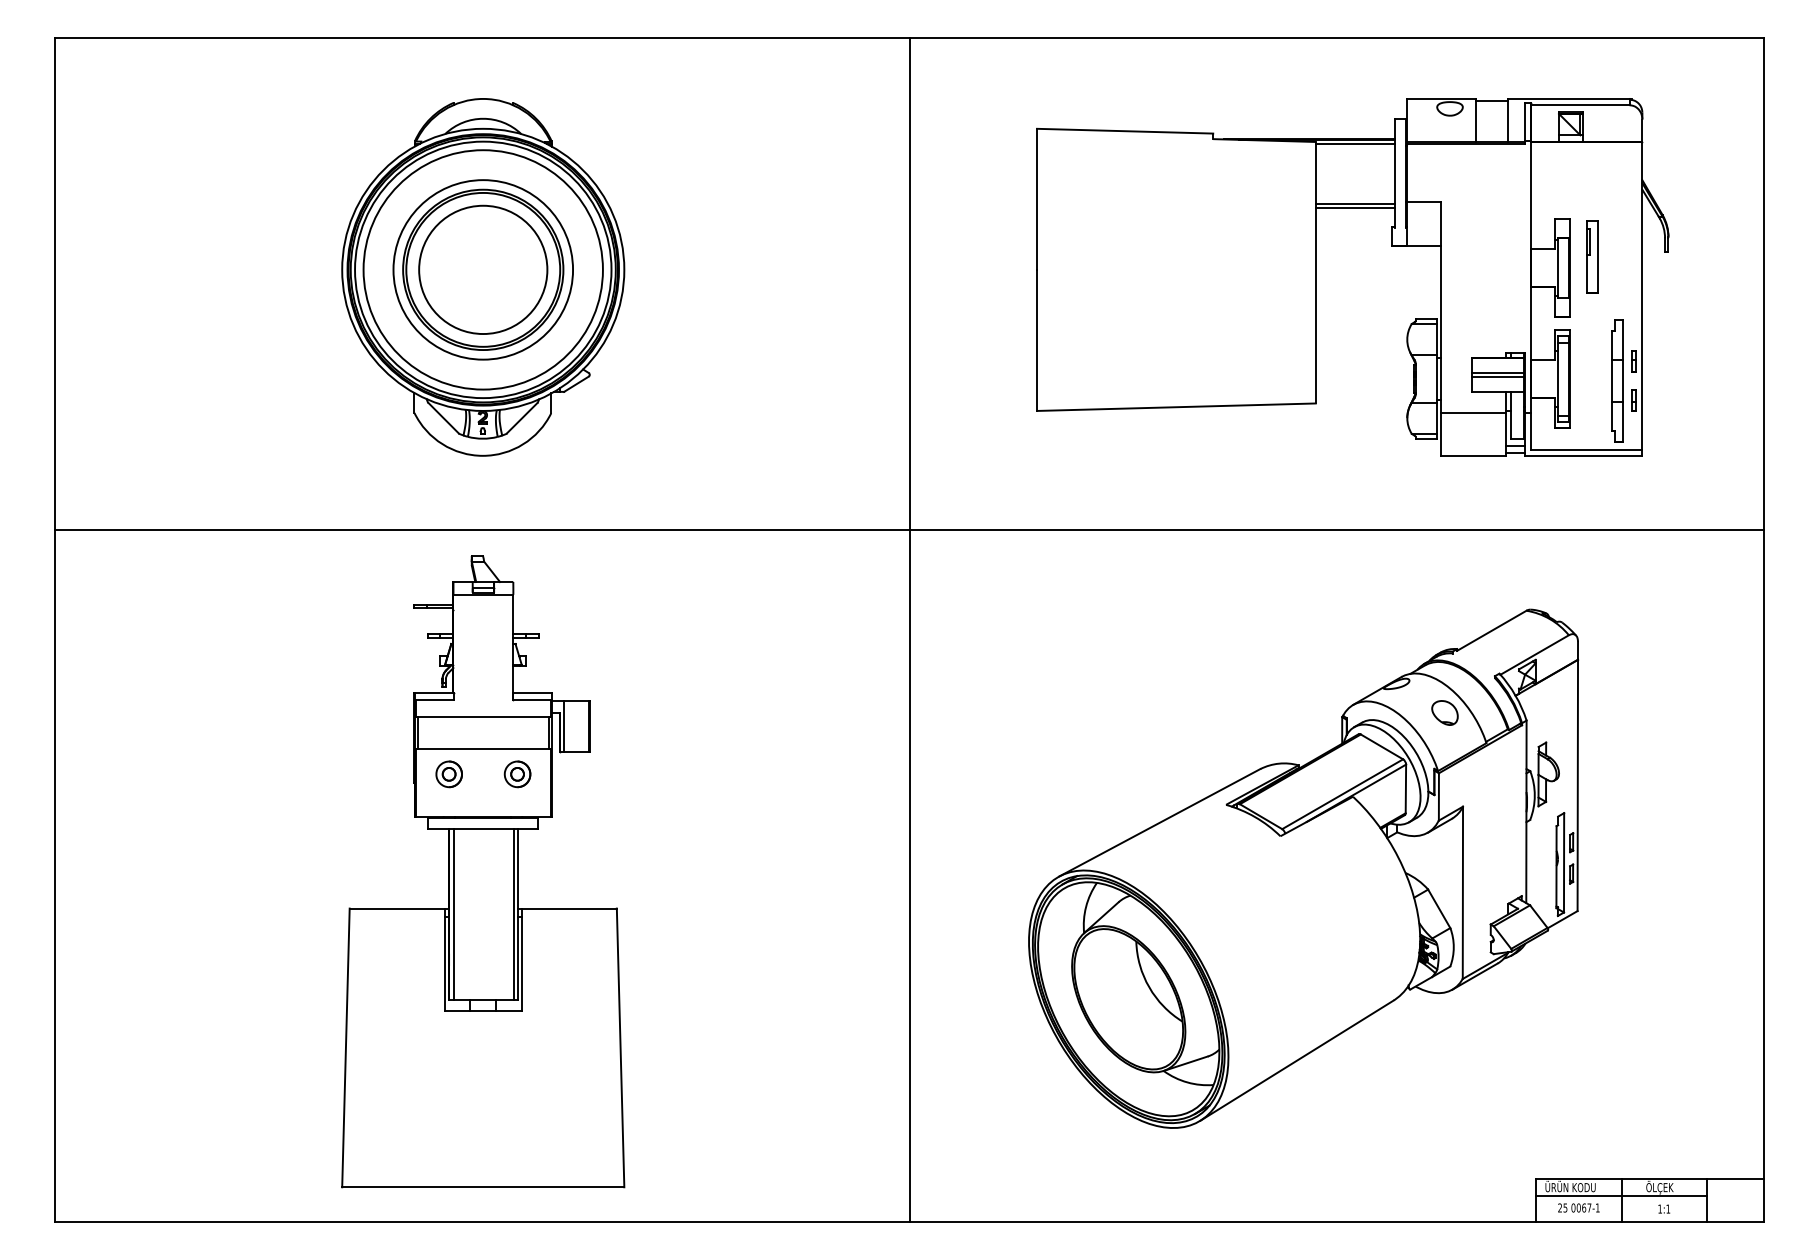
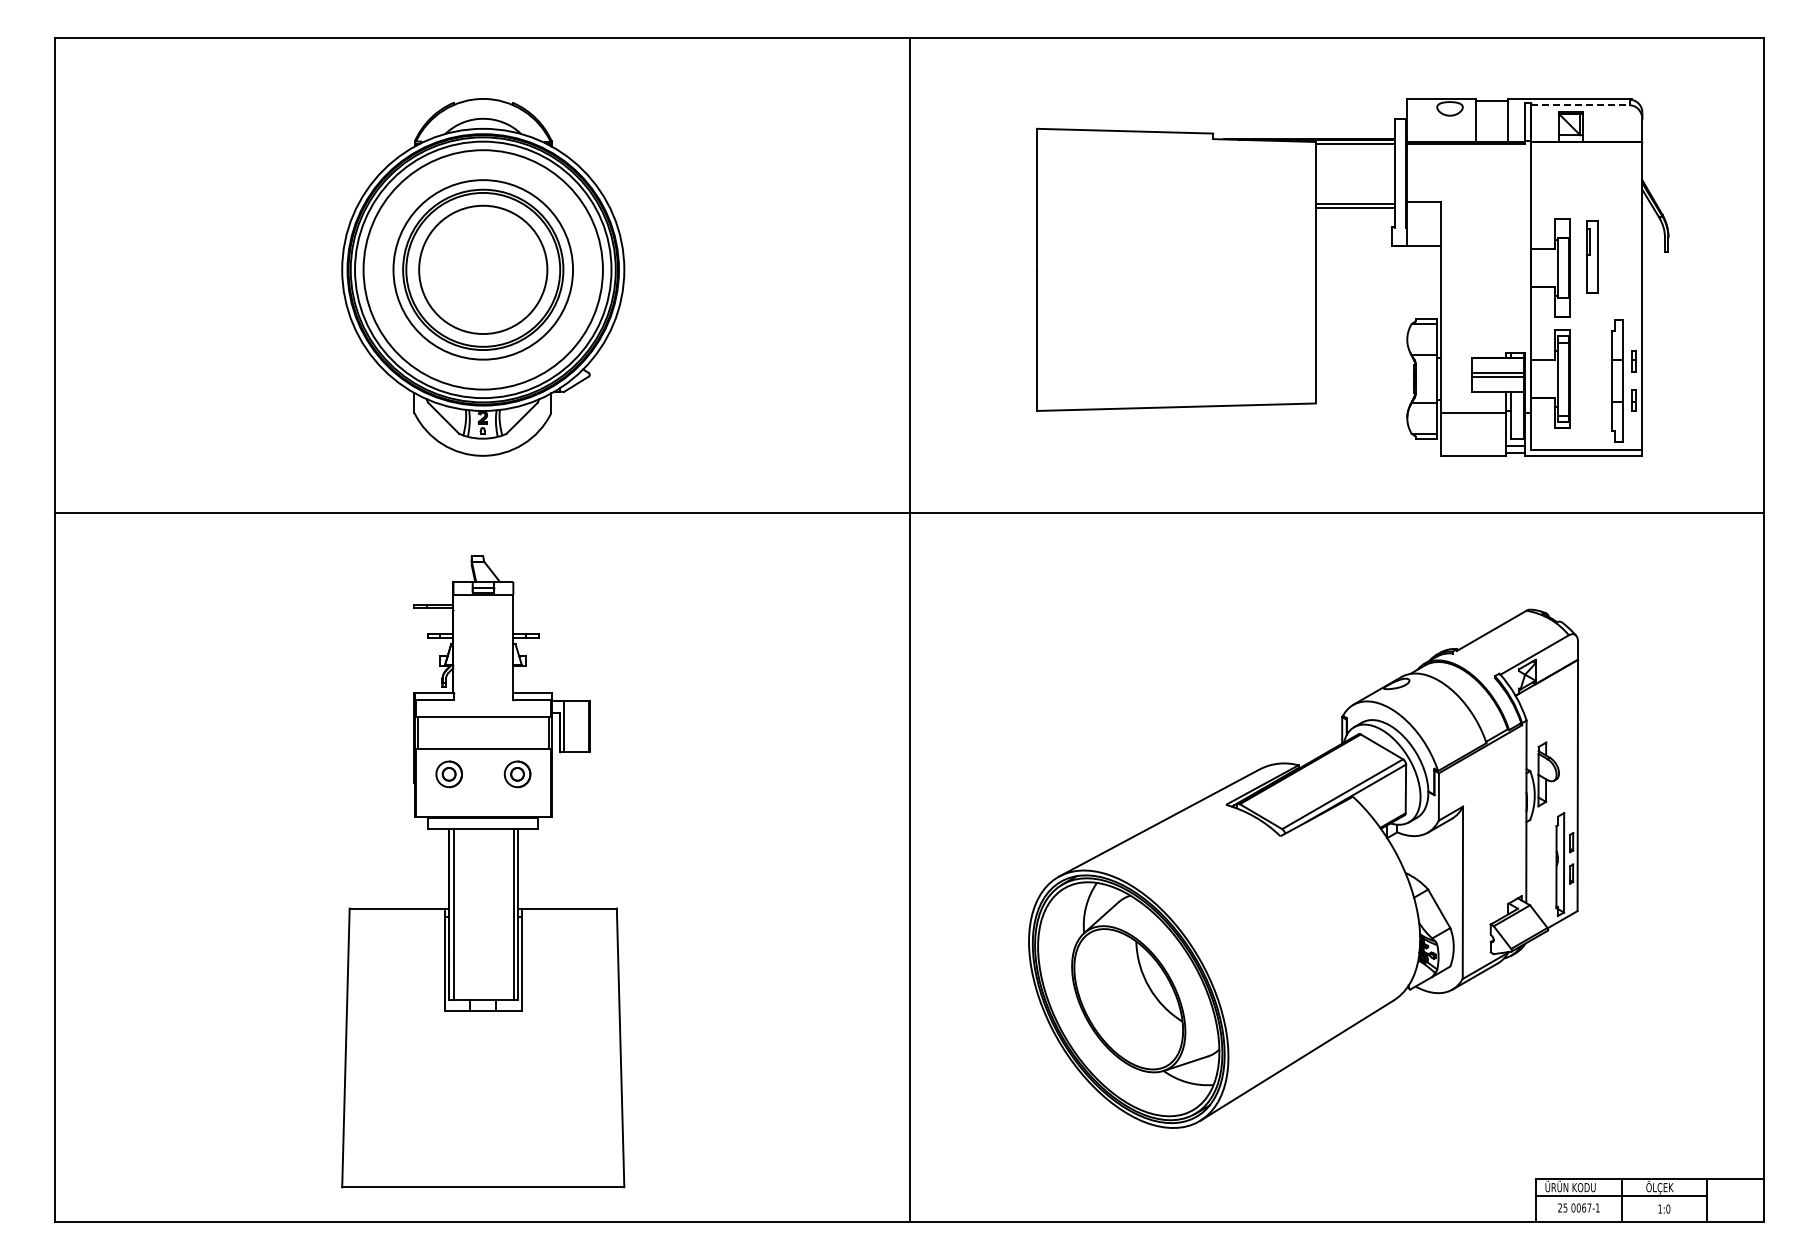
line: solid -> dashed (1580, 105)
line position: (909, 529) -> (909, 512) (909, 512)
part: present -> none (1444, 712)
text: 1:1 -> 1:0 (1668, 1208)
